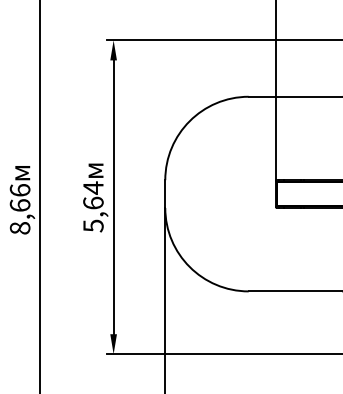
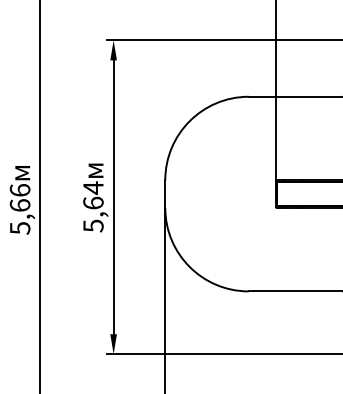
text: 8,66 -> 5,66 (19, 228)
